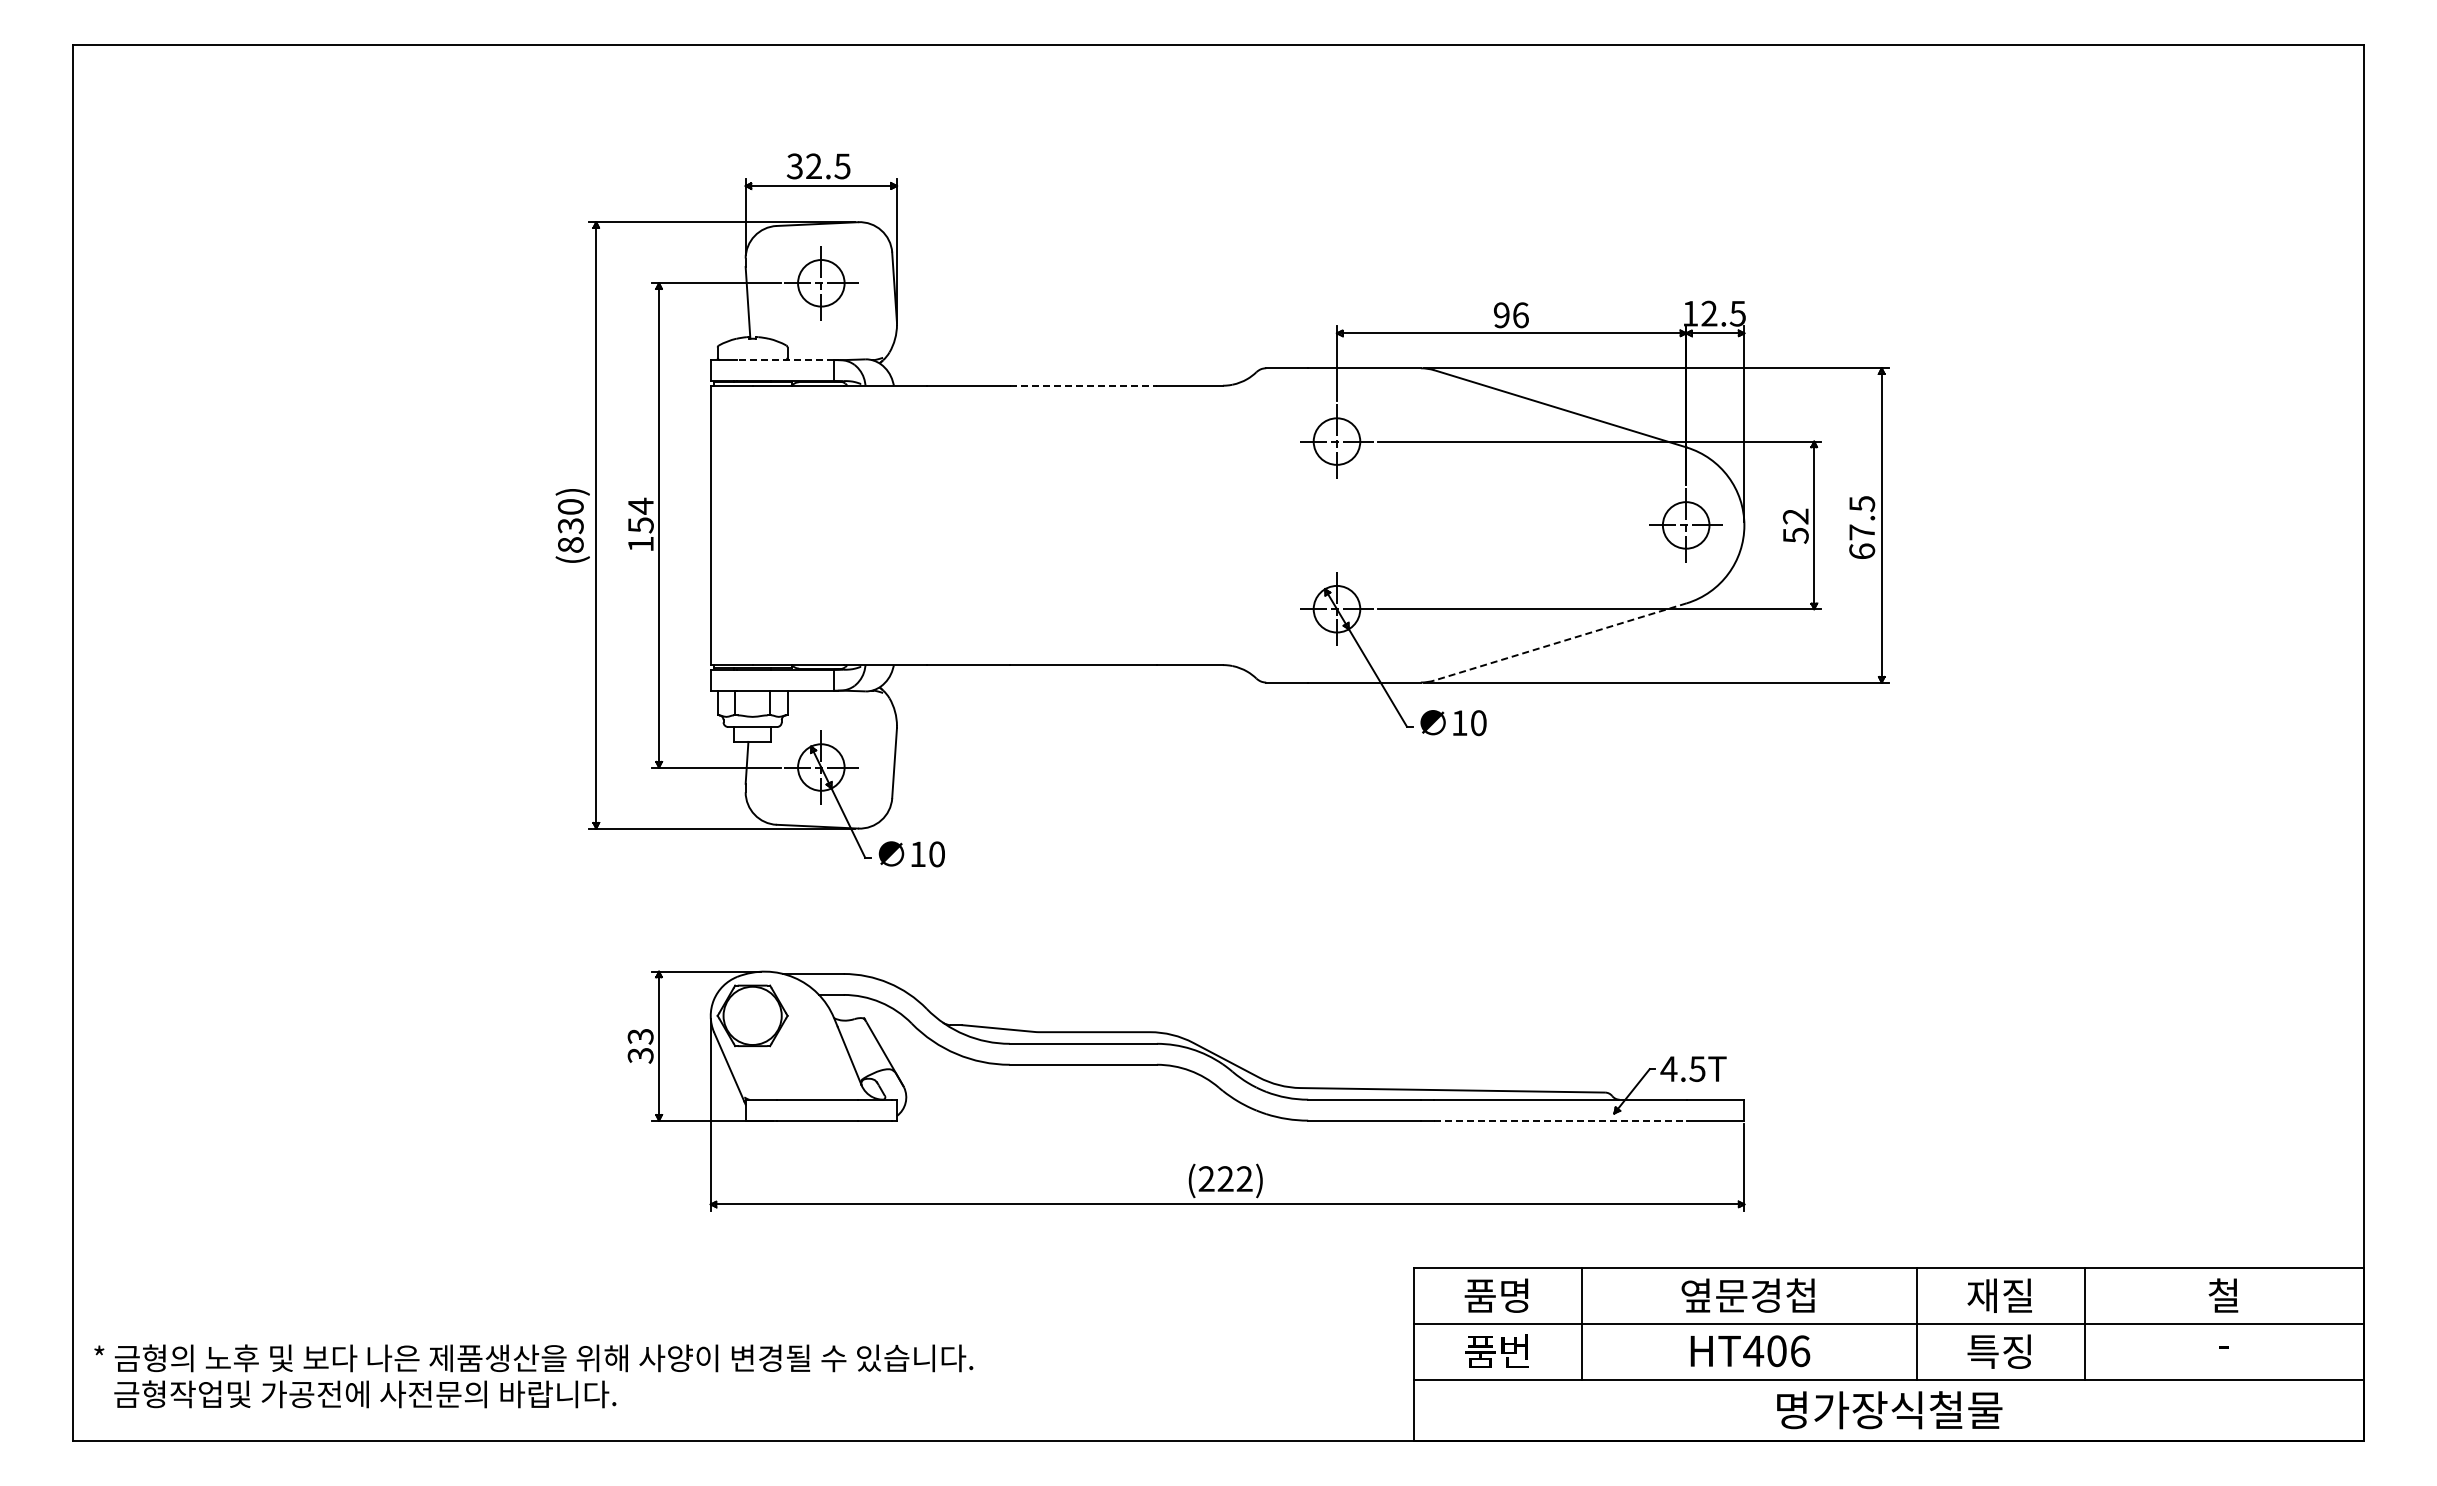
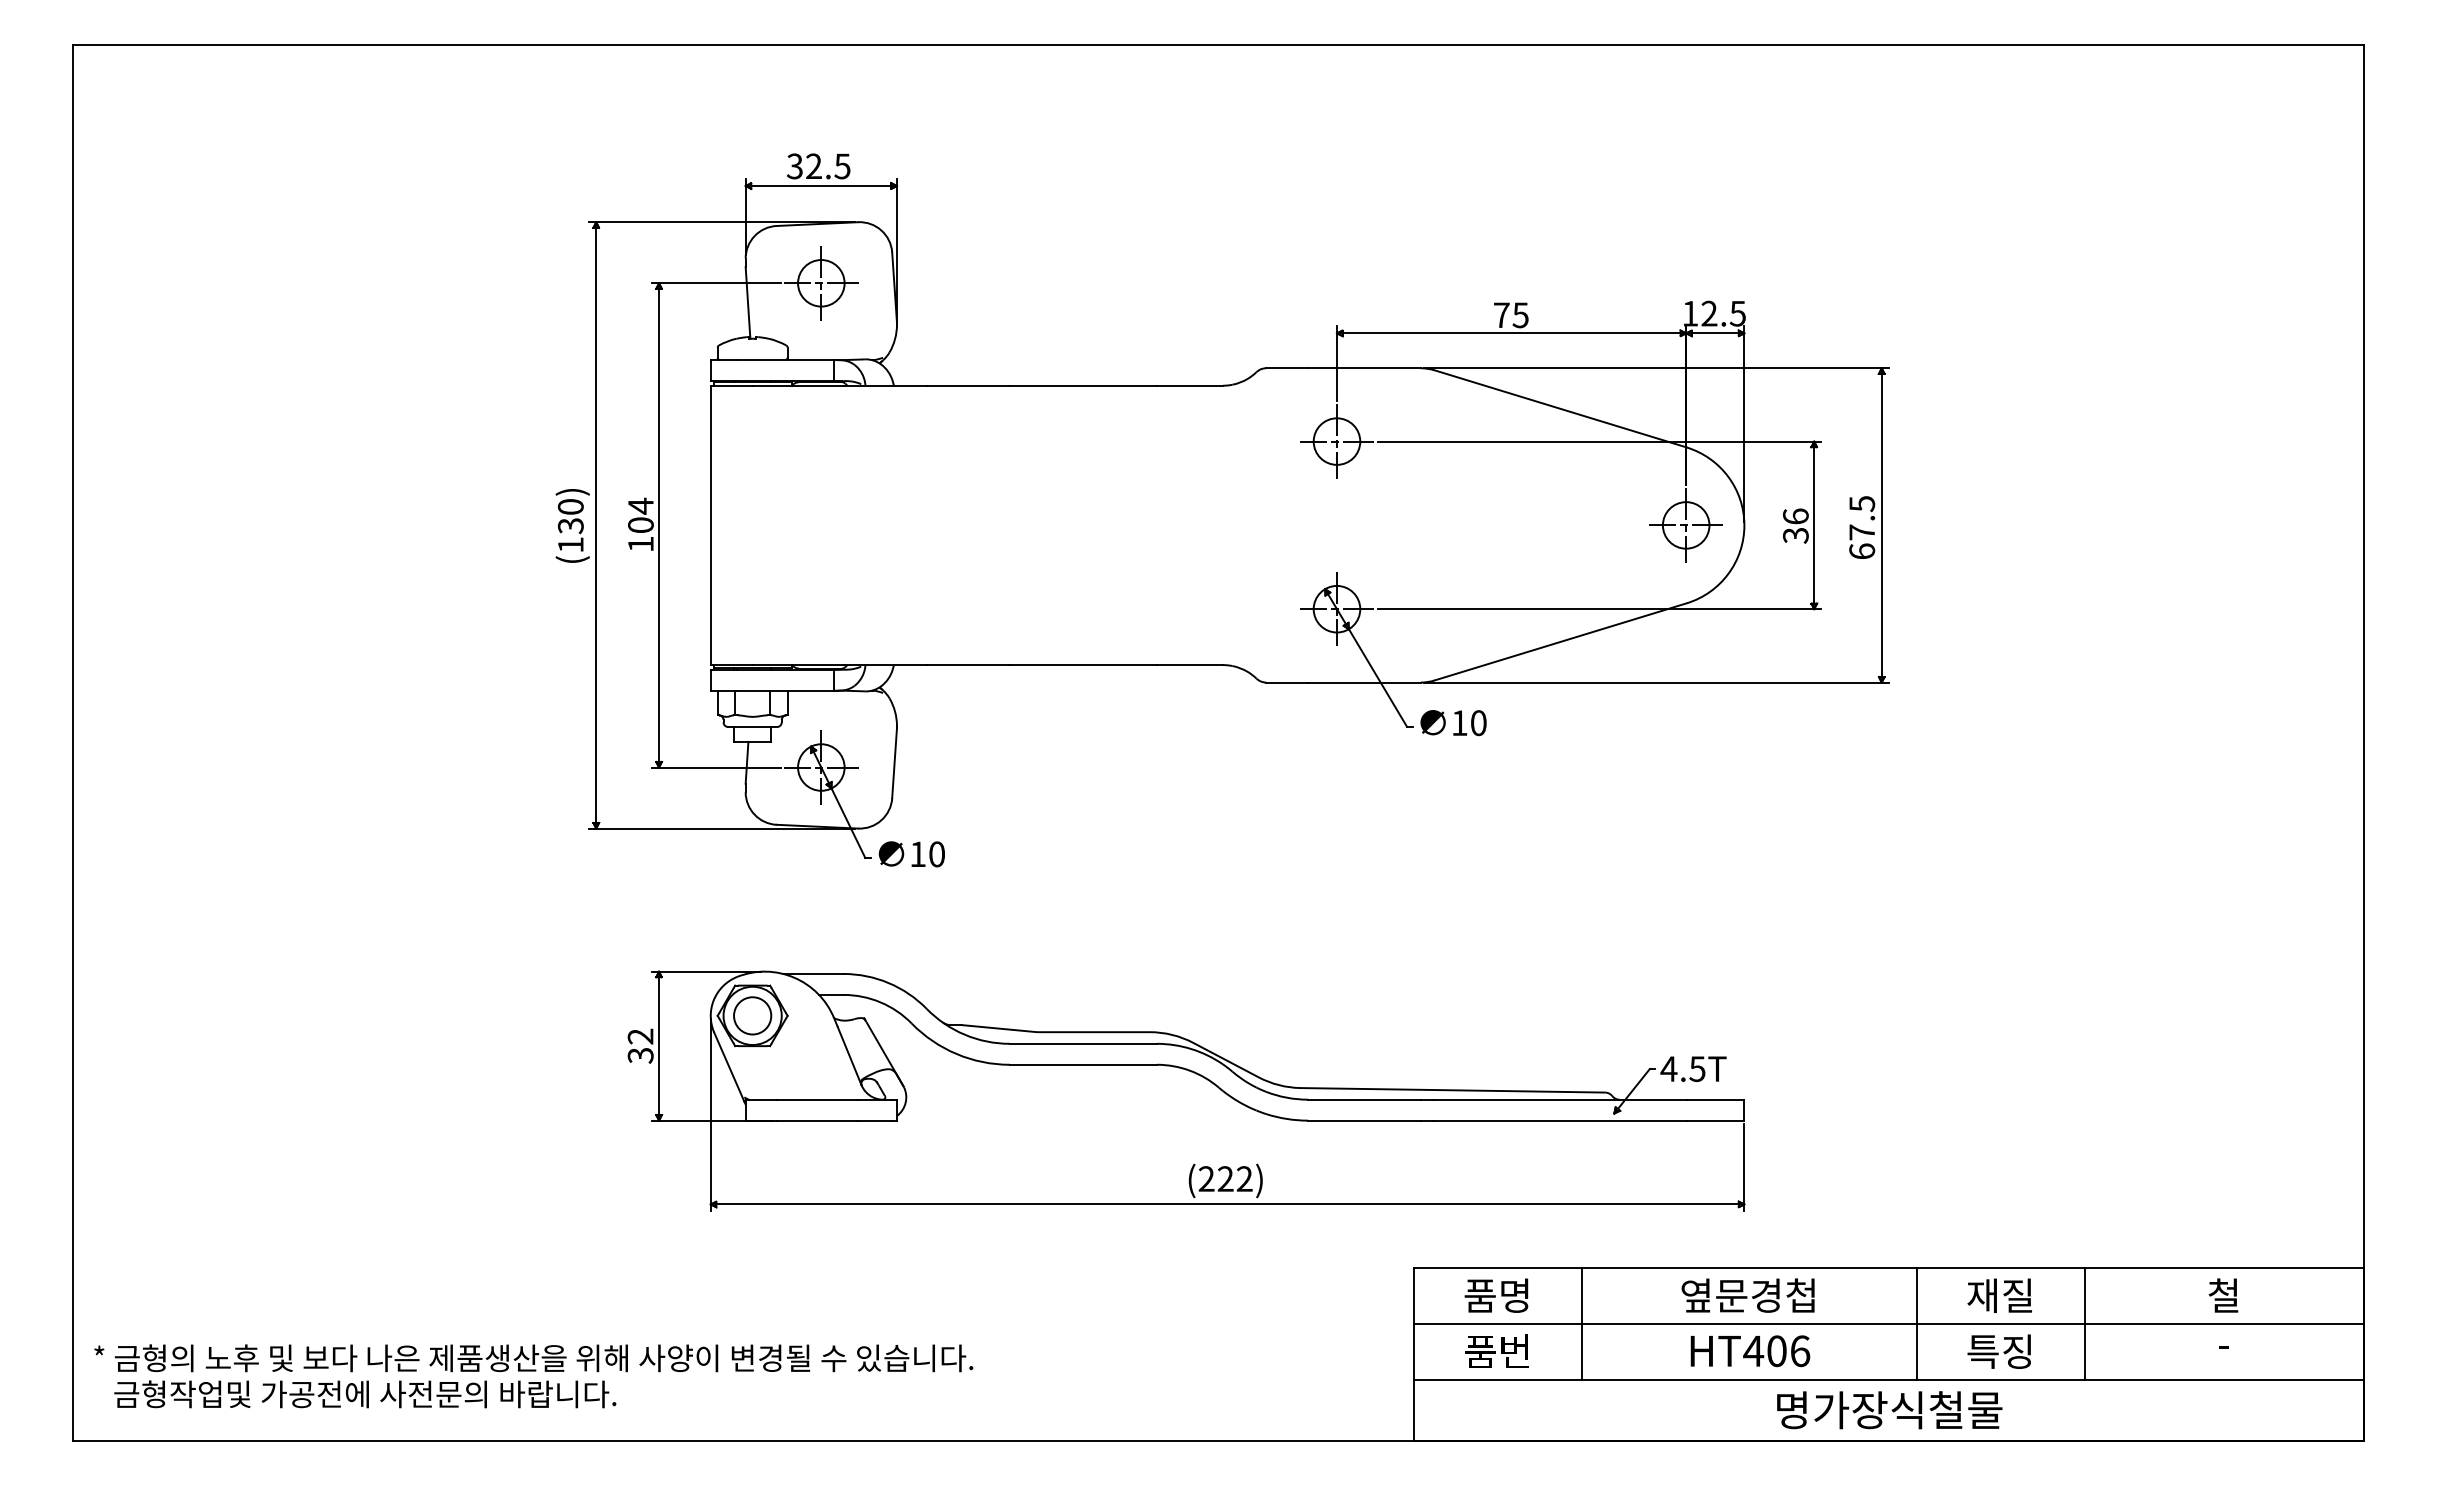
text: 96 -> 75 (1510, 315)
line: dashed -> solid (785, 360)
line: dashed -> solid (1083, 385)
text: 154 -> 104 (640, 525)
text: 52 -> 36 (1795, 525)
text: (830) -> (130) (570, 544)
line: dashed -> solid (1560, 641)
circle: none -> present (752, 1015)
text: 33 -> 32 (640, 1036)
line: dashed -> solid (1561, 1120)
